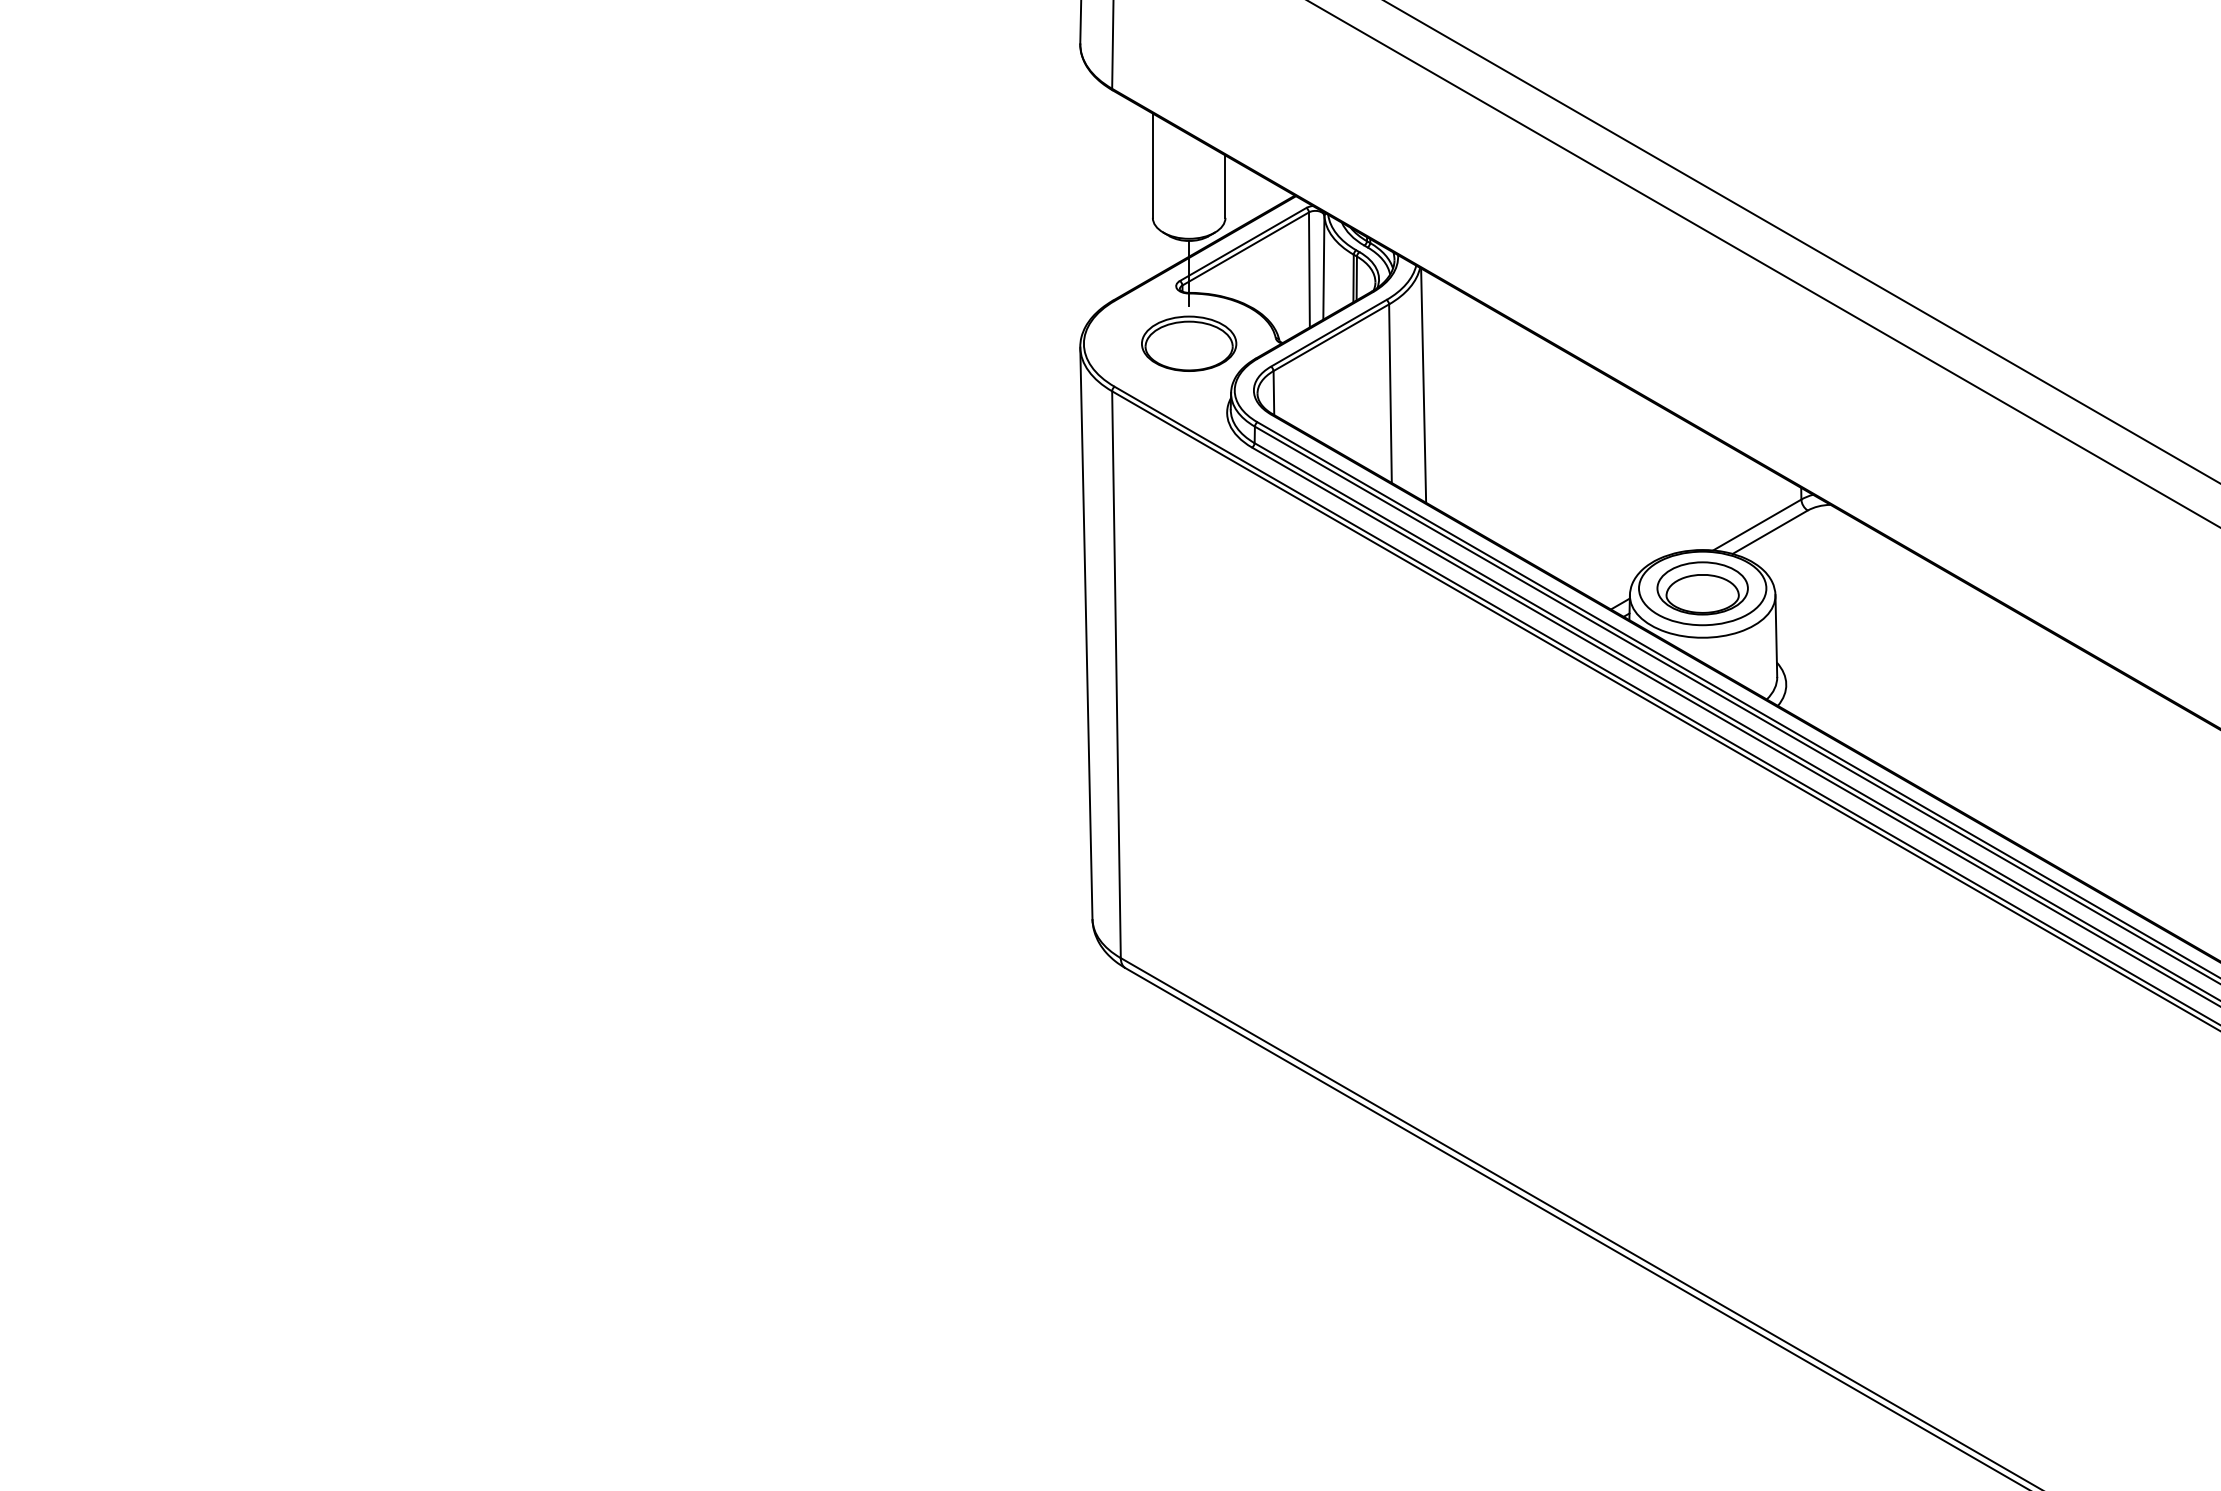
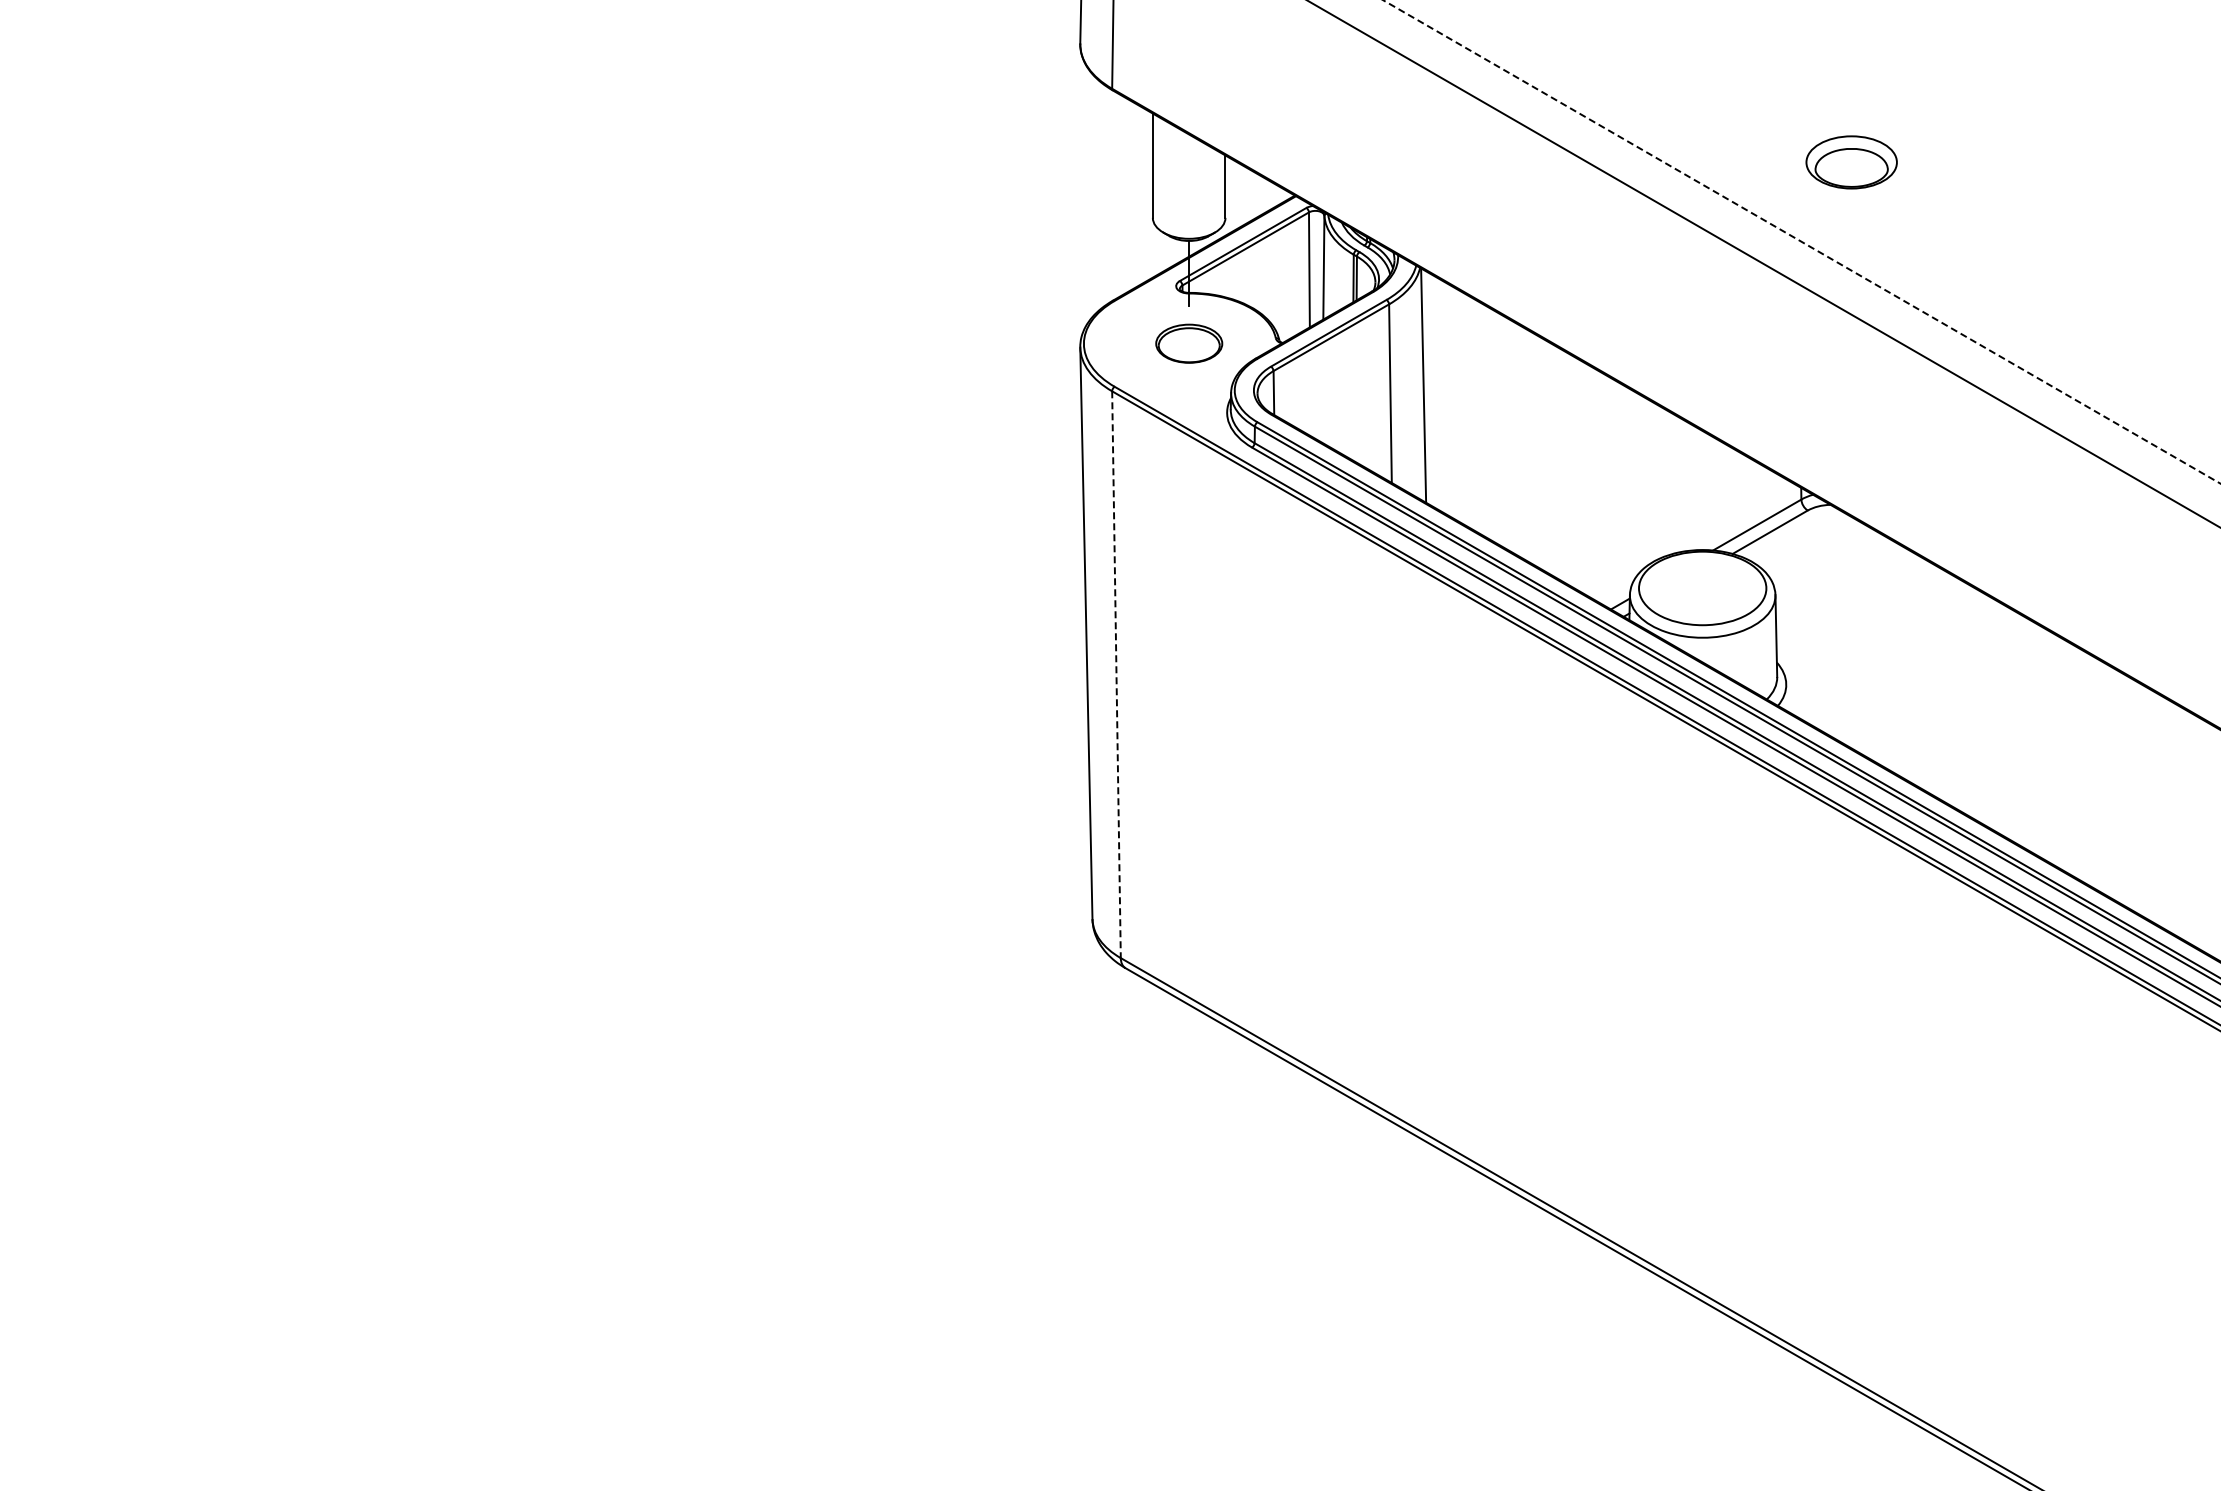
line: solid -> dashed (1801, 241)
part size: 97x57 px -> 69x41 px (1189, 343)
part position: (1702, 588) -> (1851, 162) (1851, 162)
line: solid -> dashed (1116, 675)
